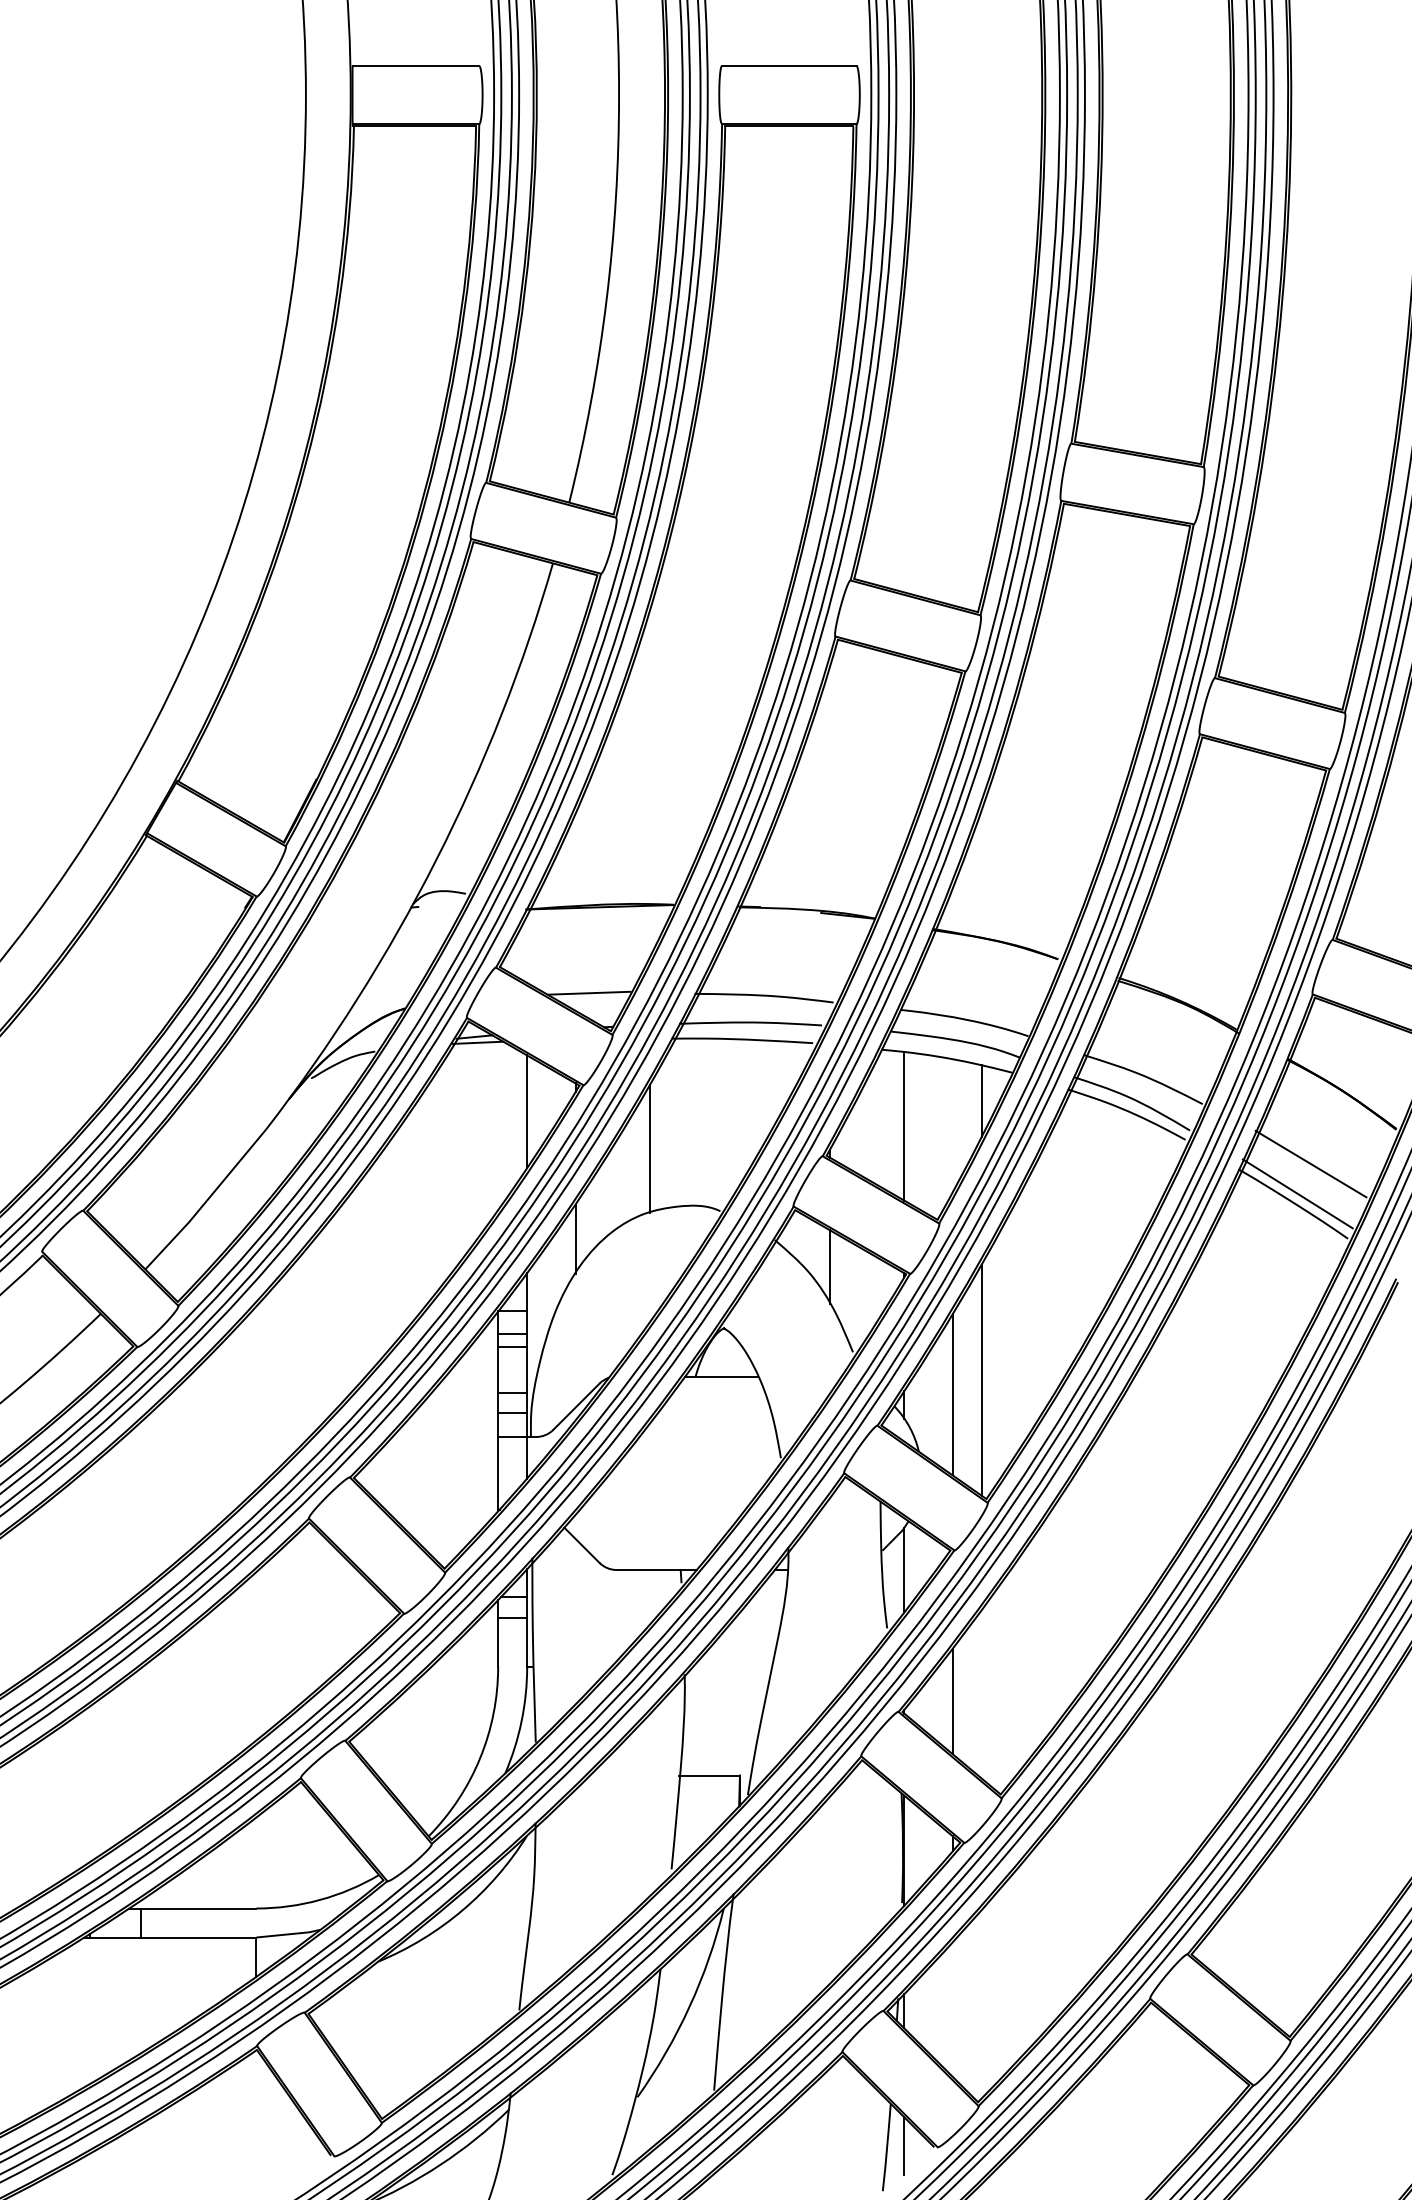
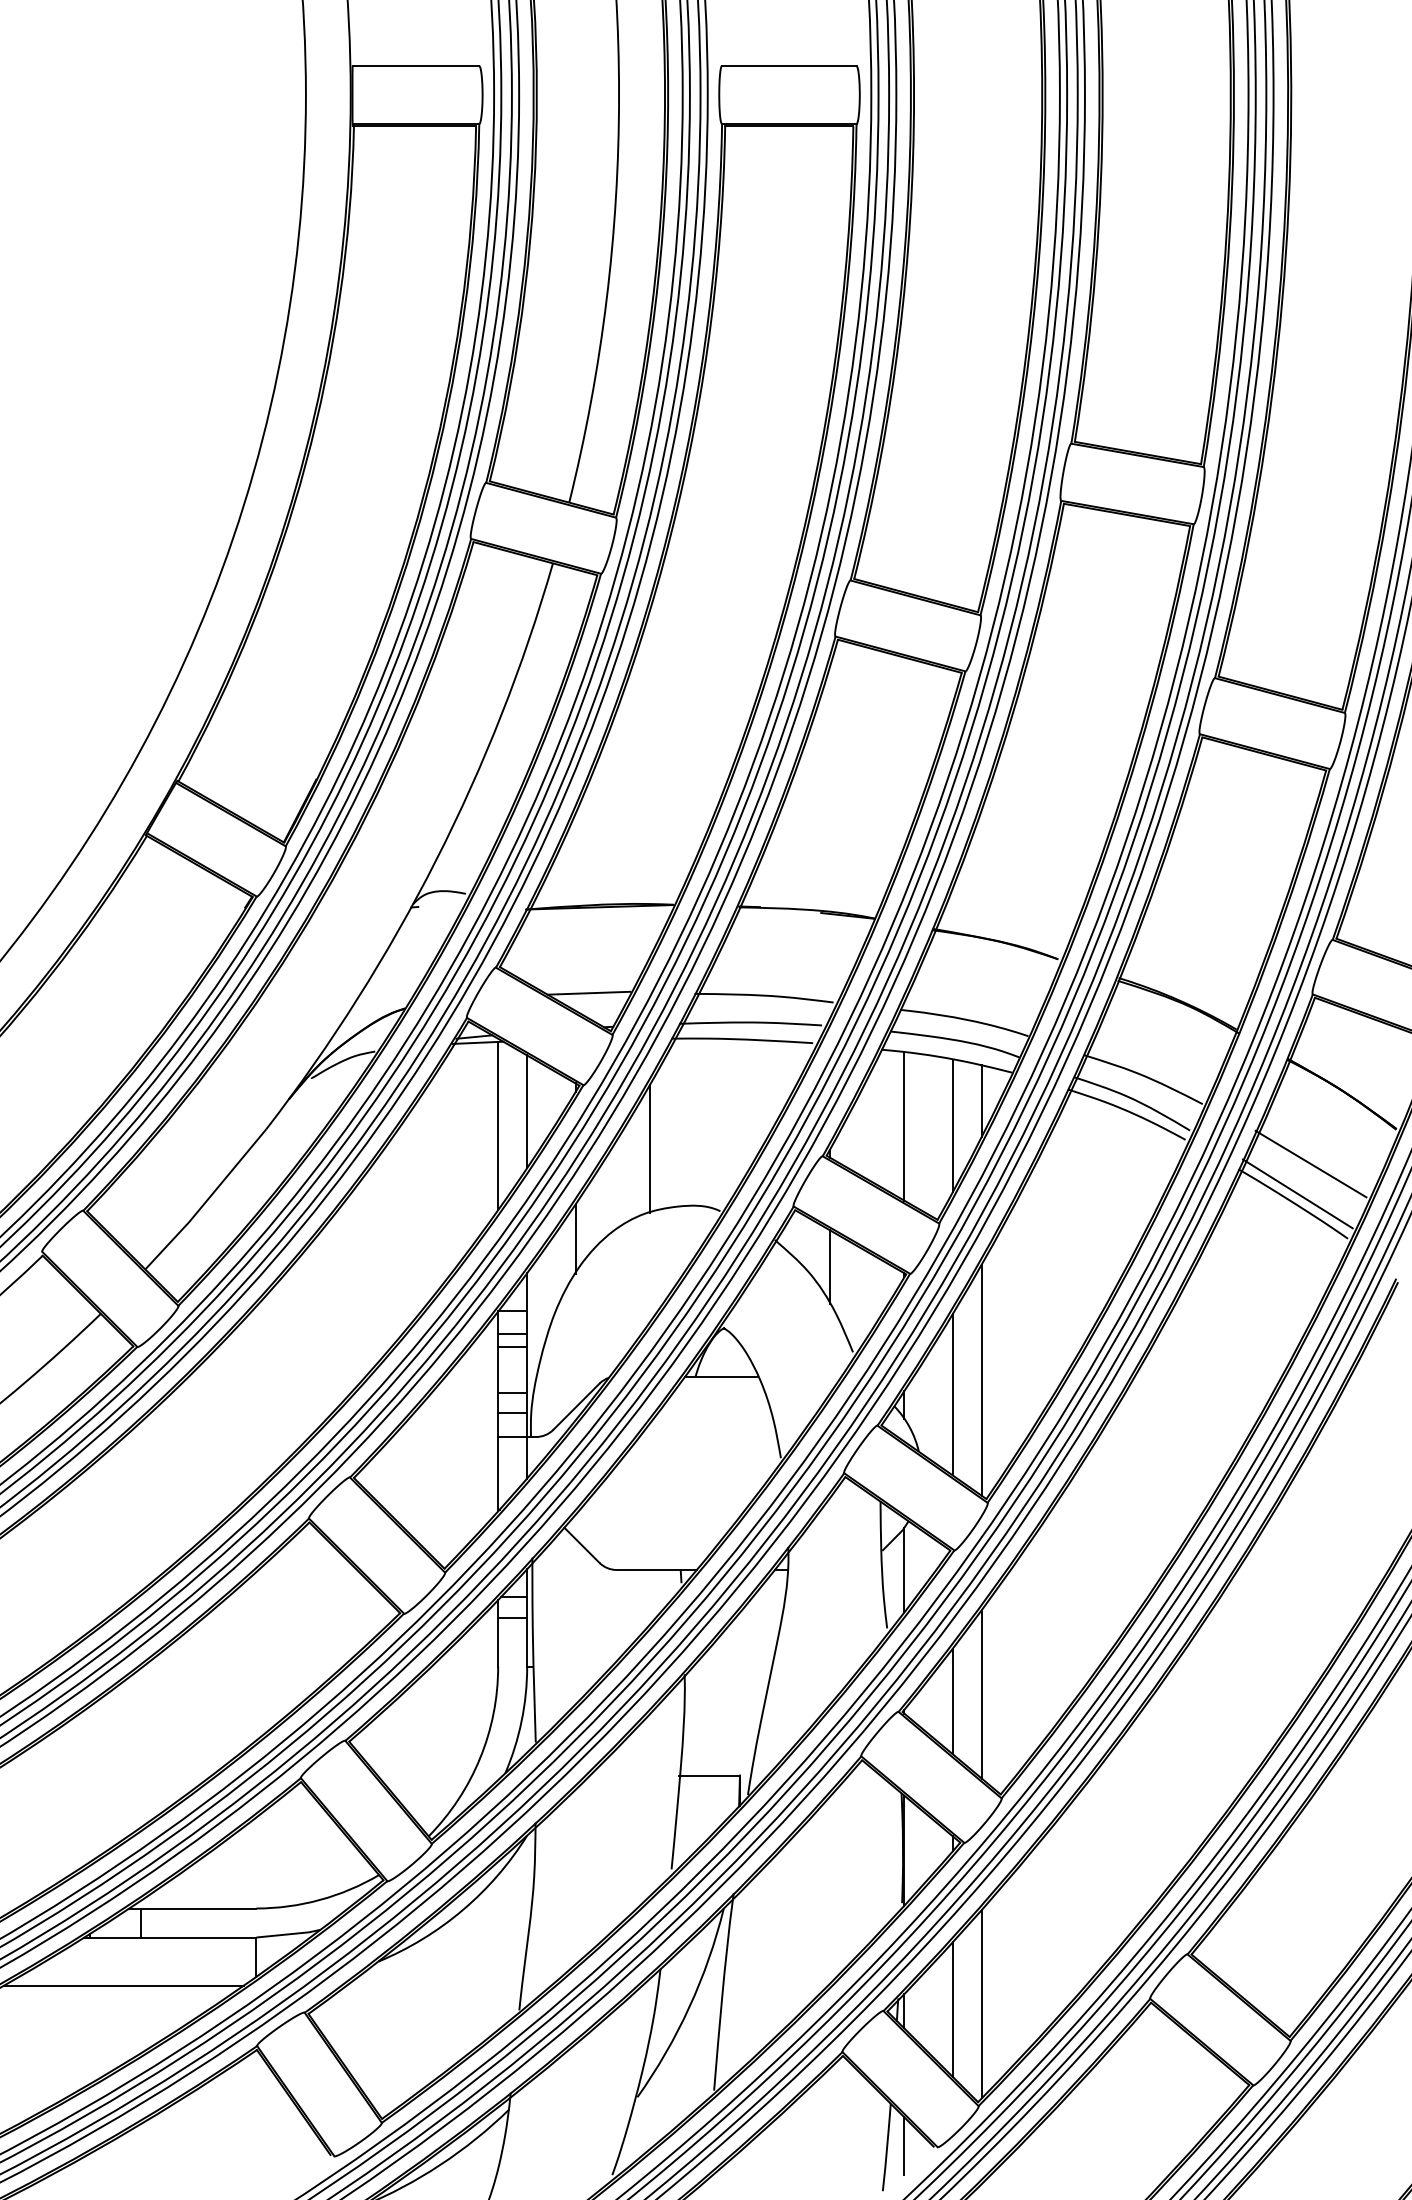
line: none -> present (498, 1125)
line: none -> present (952, 1126)
line: none -> present (981, 1694)
line: none -> present (123, 1985)
line: none -> present (981, 2004)
line: none -> present (952, 2009)
